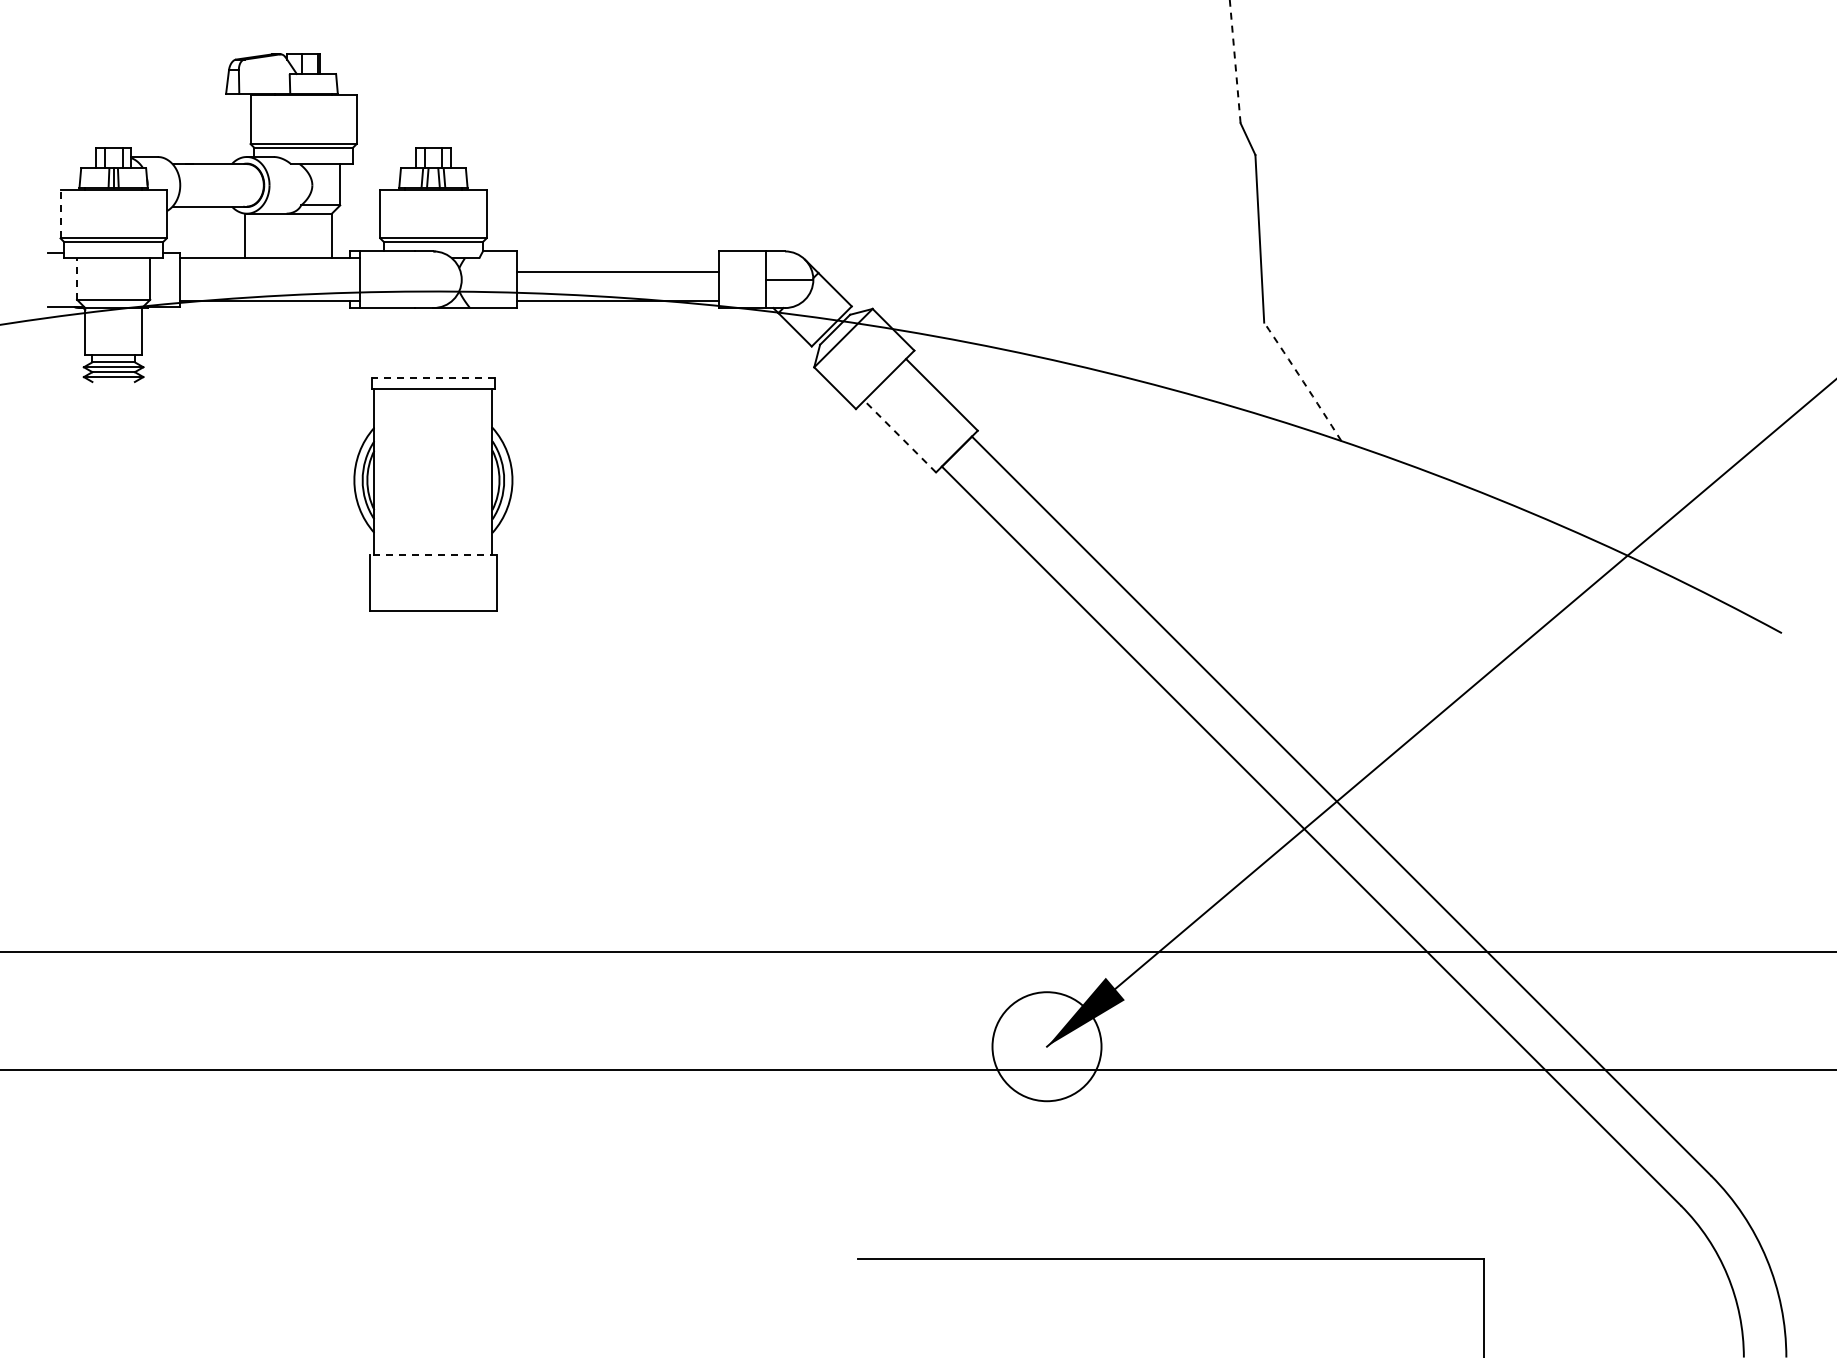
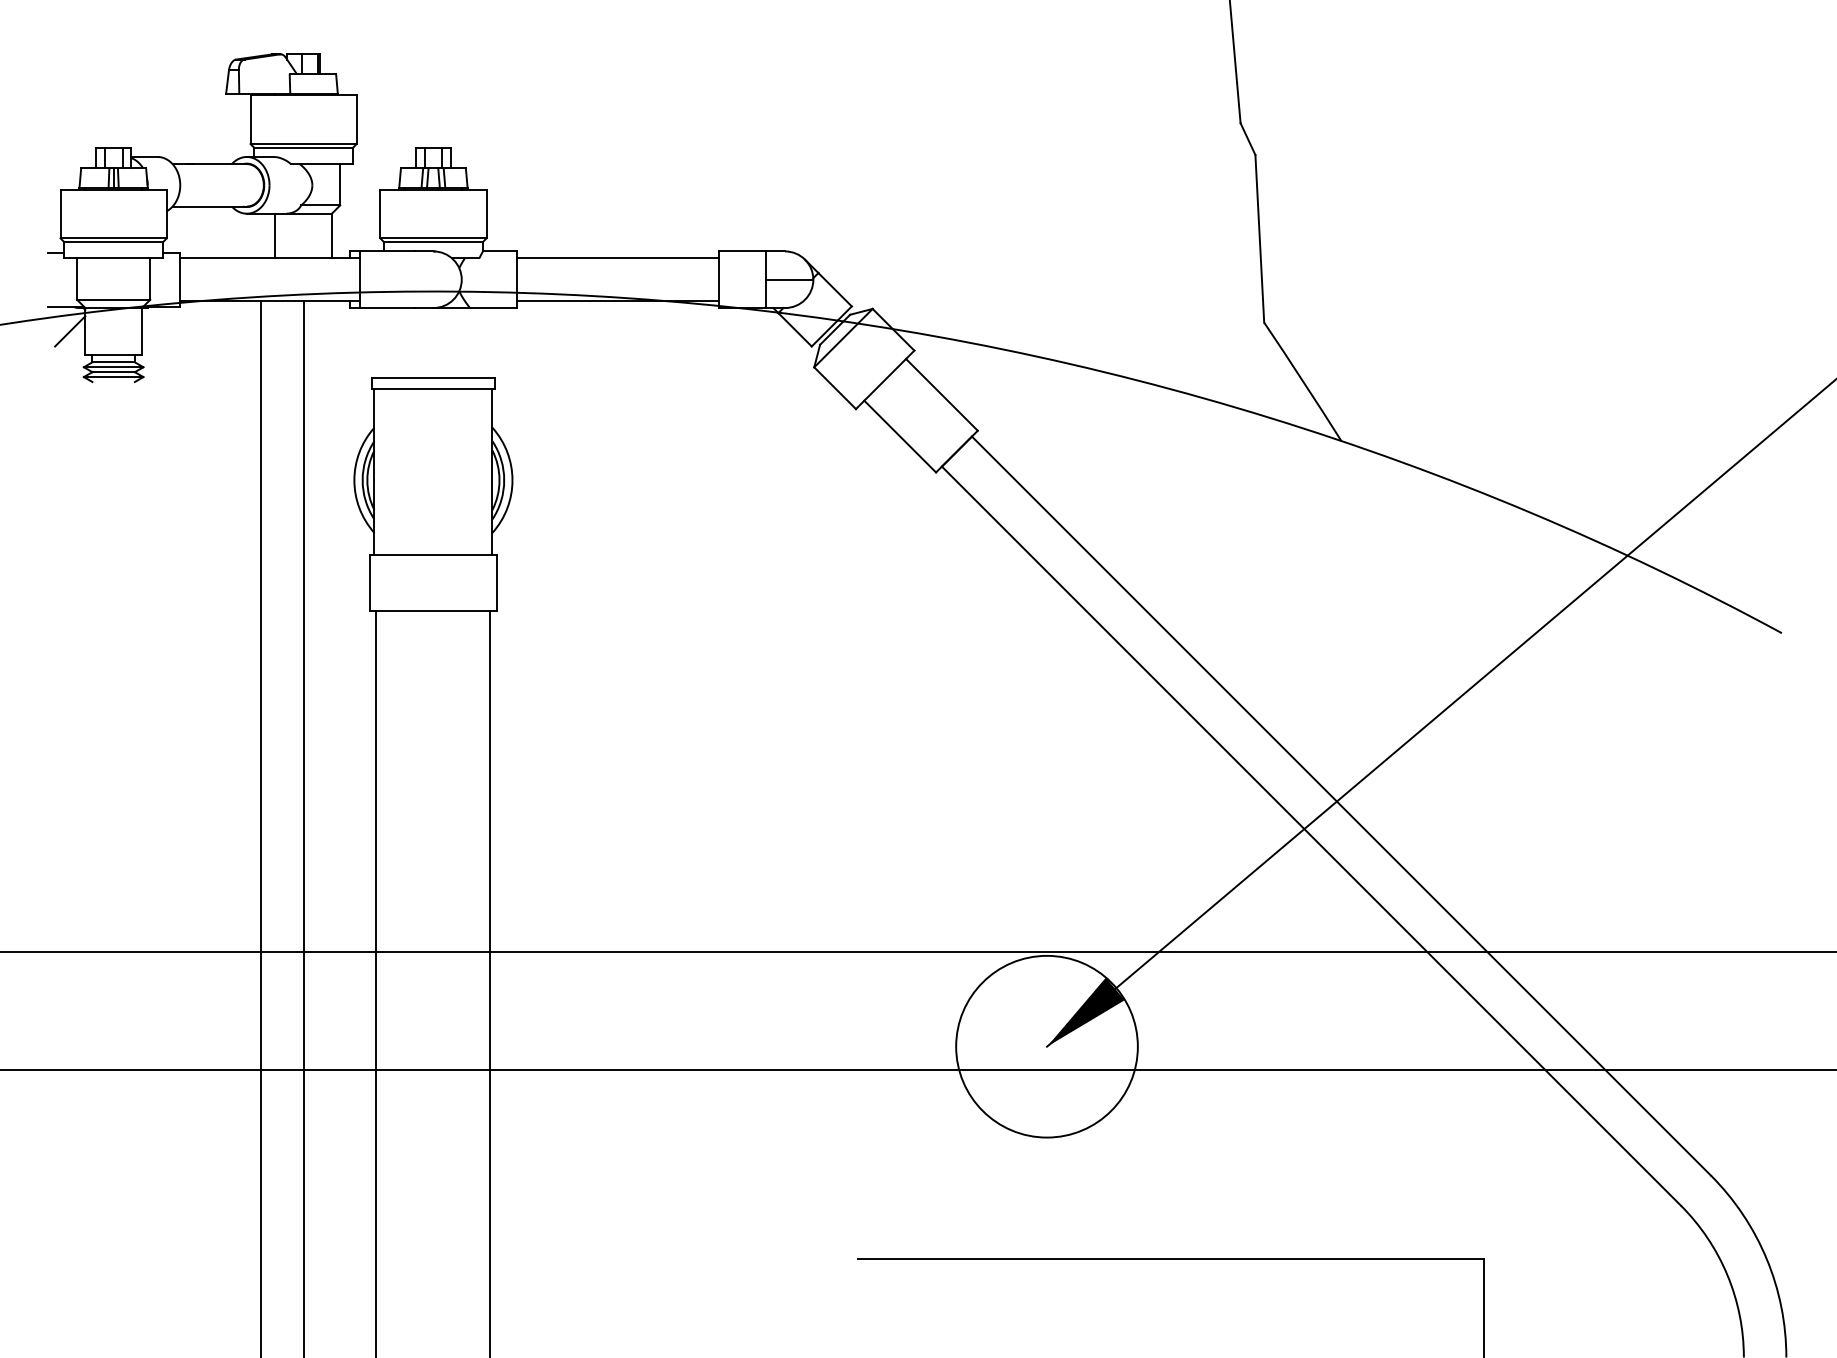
line: dashed -> solid (1235, 61)
line: dashed -> solid (60, 213)
line position: (245, 235) -> (275, 235) (275, 235)
line position: (617, 272) -> (617, 258) (617, 258)
line: dashed -> solid (77, 279)
line: none -> present (70, 331)
line: dashed -> solid (432, 377)
arc: dashed -> solid (1303, 381)
line: dashed -> solid (900, 436)
line: dashed -> solid (433, 555)
line: none -> present (261, 827)
line: none -> present (303, 827)
line: none -> present (376, 982)
line: none -> present (490, 982)
circle diameter: 109 px -> 182 px (1046, 1046)
